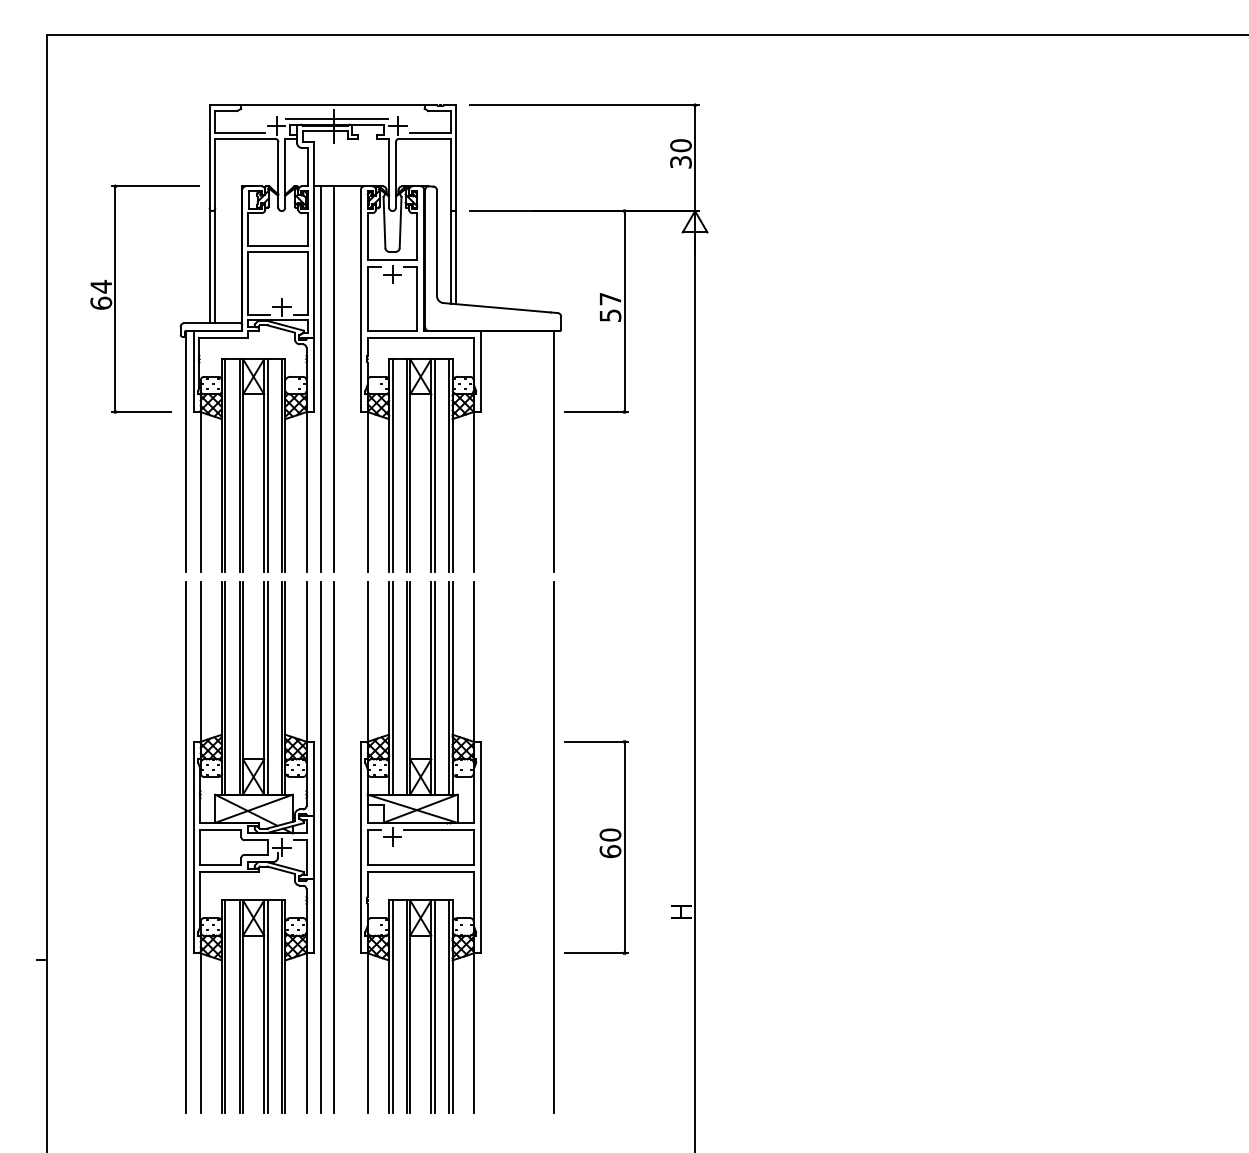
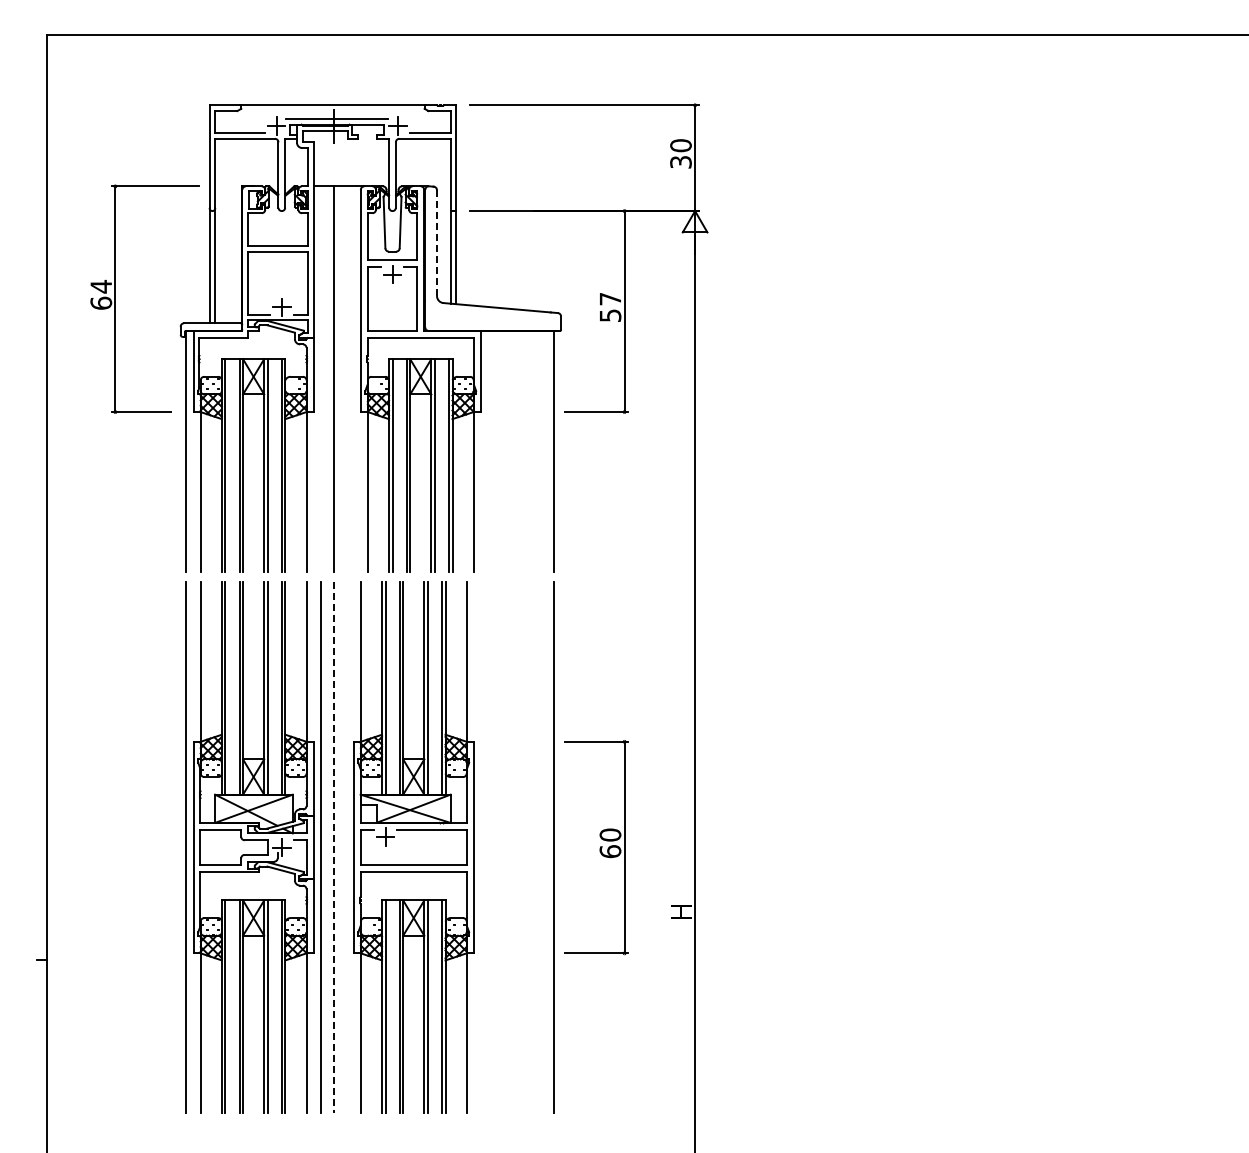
line: solid -> dashed (436, 243)
line: present -> none (321, 378)
part position: (420, 847) -> (413, 847) (413, 847)
line: solid -> dashed (333, 848)
